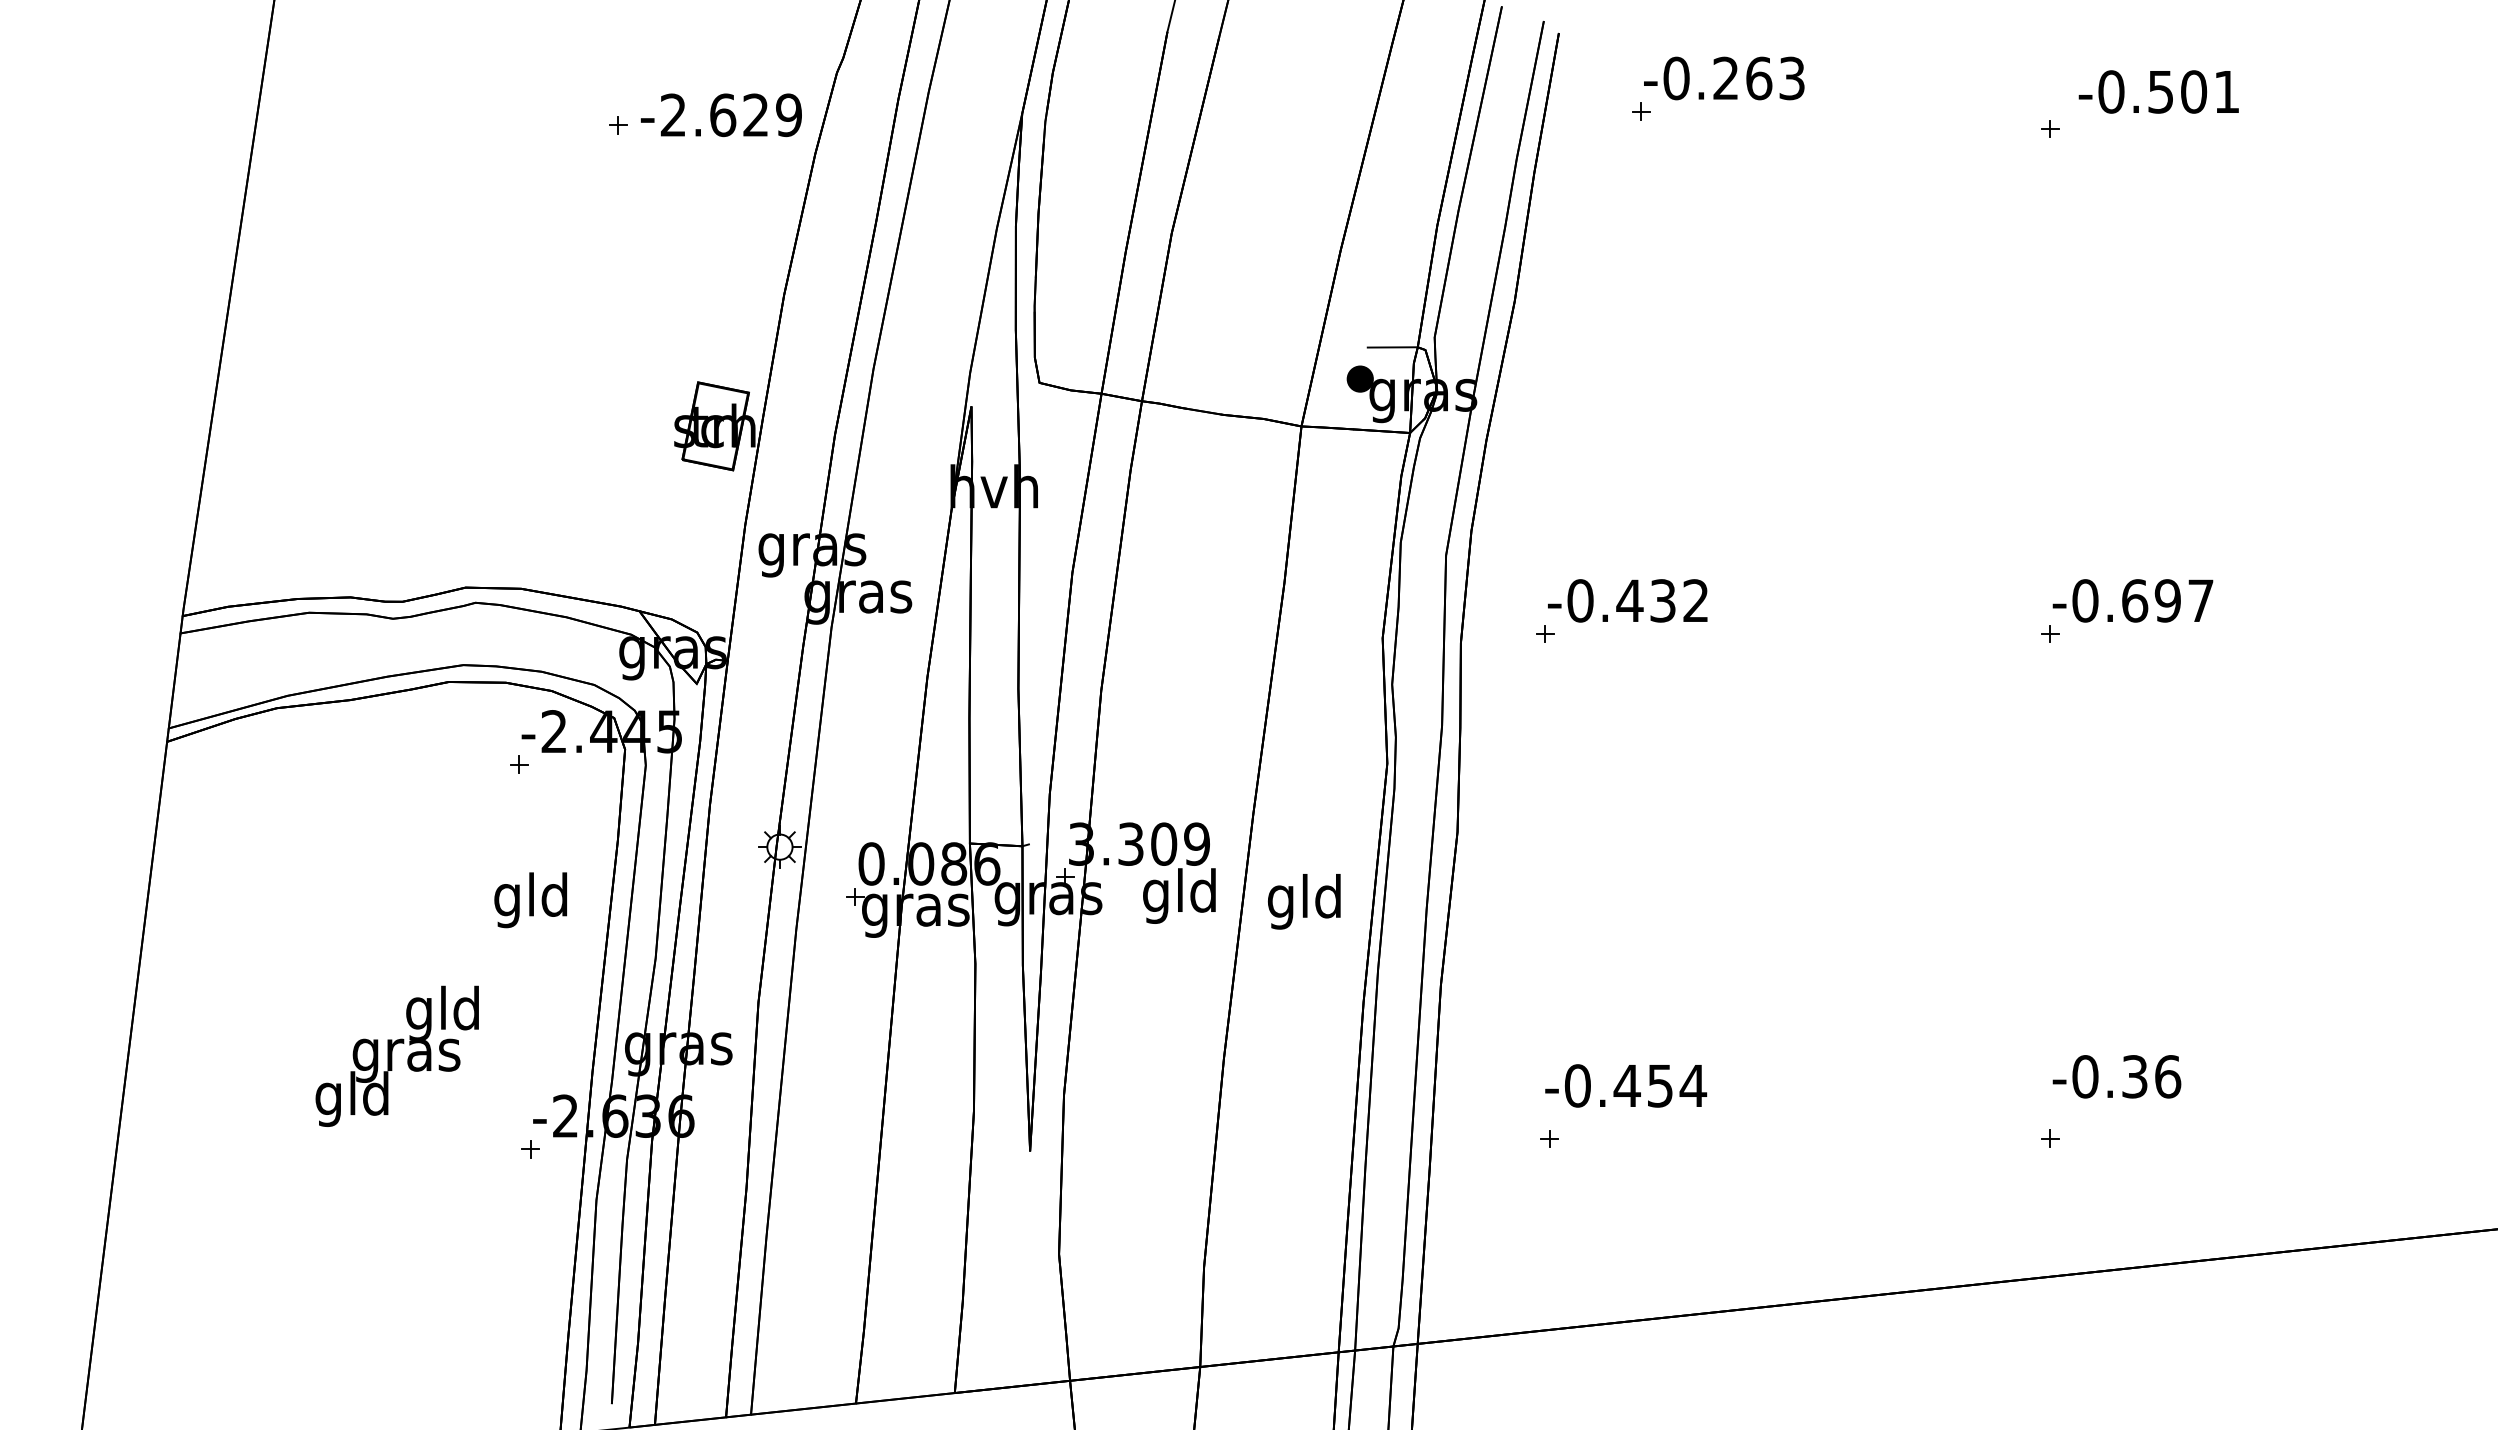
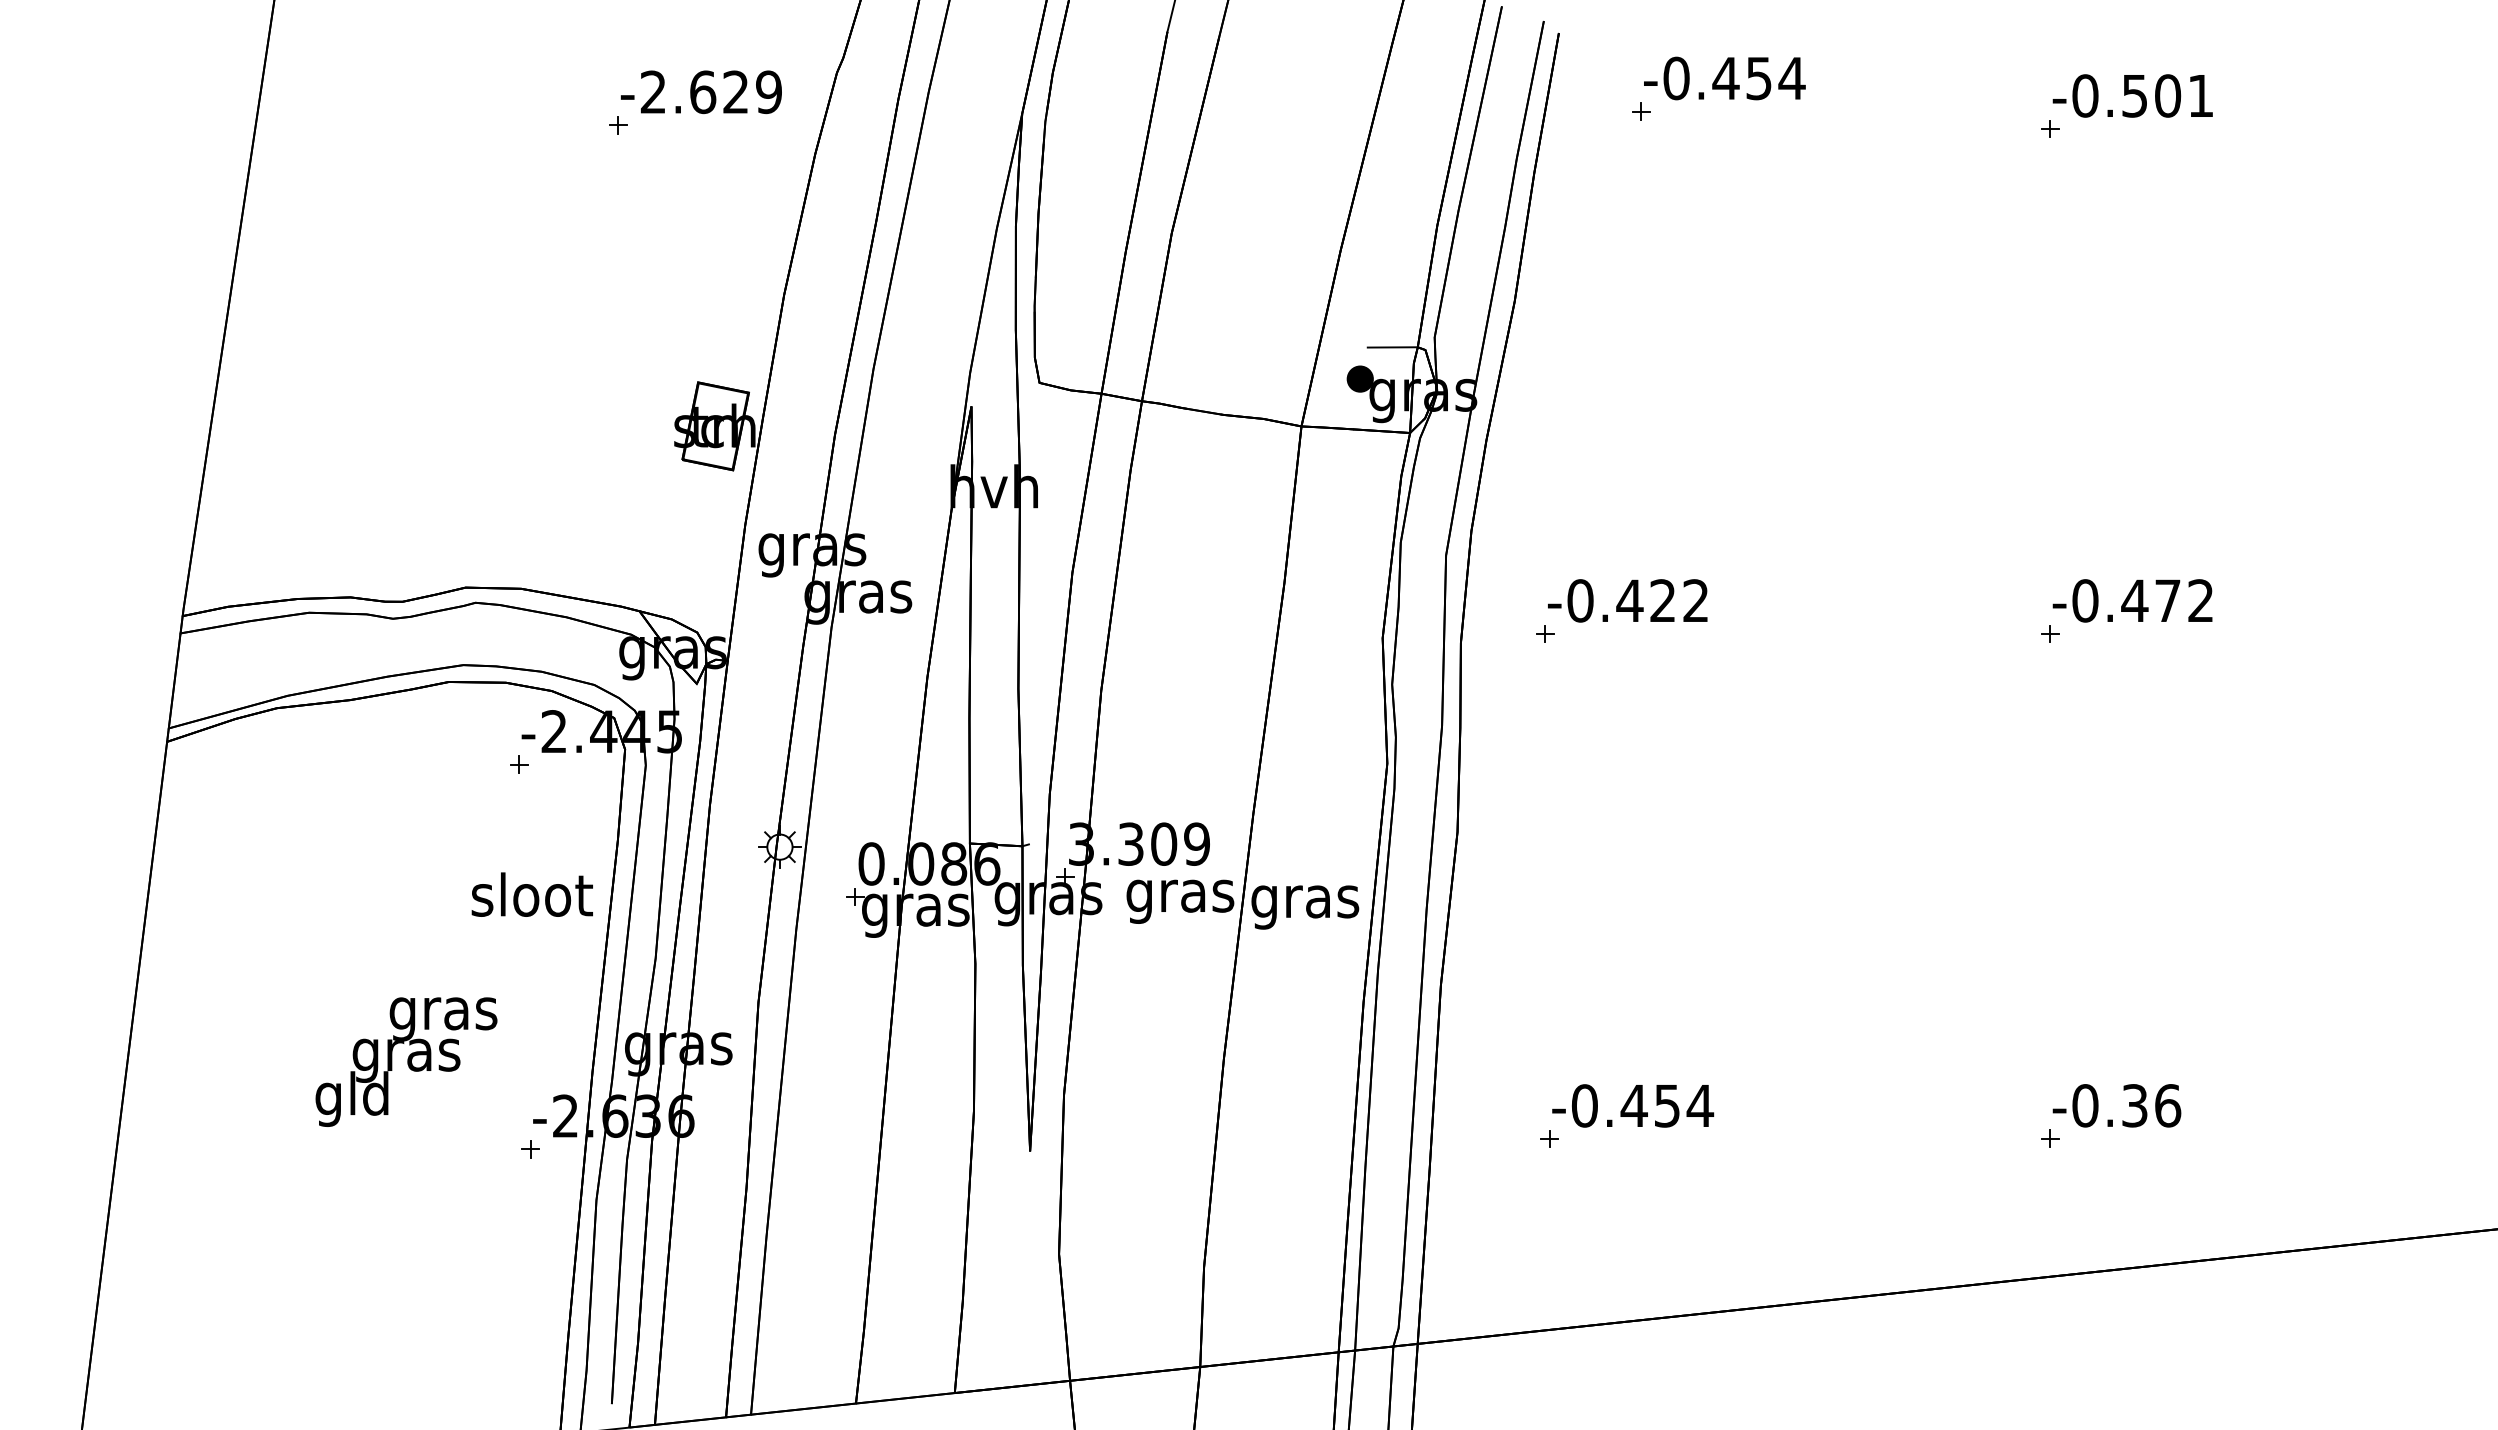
text: -0.263 -> -0.454 (1758, 78)
text position: (2158, 91) -> (2132, 95) (2132, 95)
text position: (720, 115) -> (700, 92) (700, 92)
text: -0.432 -> -0.422 (1662, 600)
text: -0.697 -> -0.472 (2167, 600)
text: gld -> gras (1180, 895)
text: gld -> sloot (531, 900)
text: gld -> gras (1305, 901)
text: gld -> gras (443, 1013)
text position: (2116, 1076) -> (2116, 1105) (2116, 1105)
text position: (1626, 1085) -> (1633, 1105) (1633, 1105)
